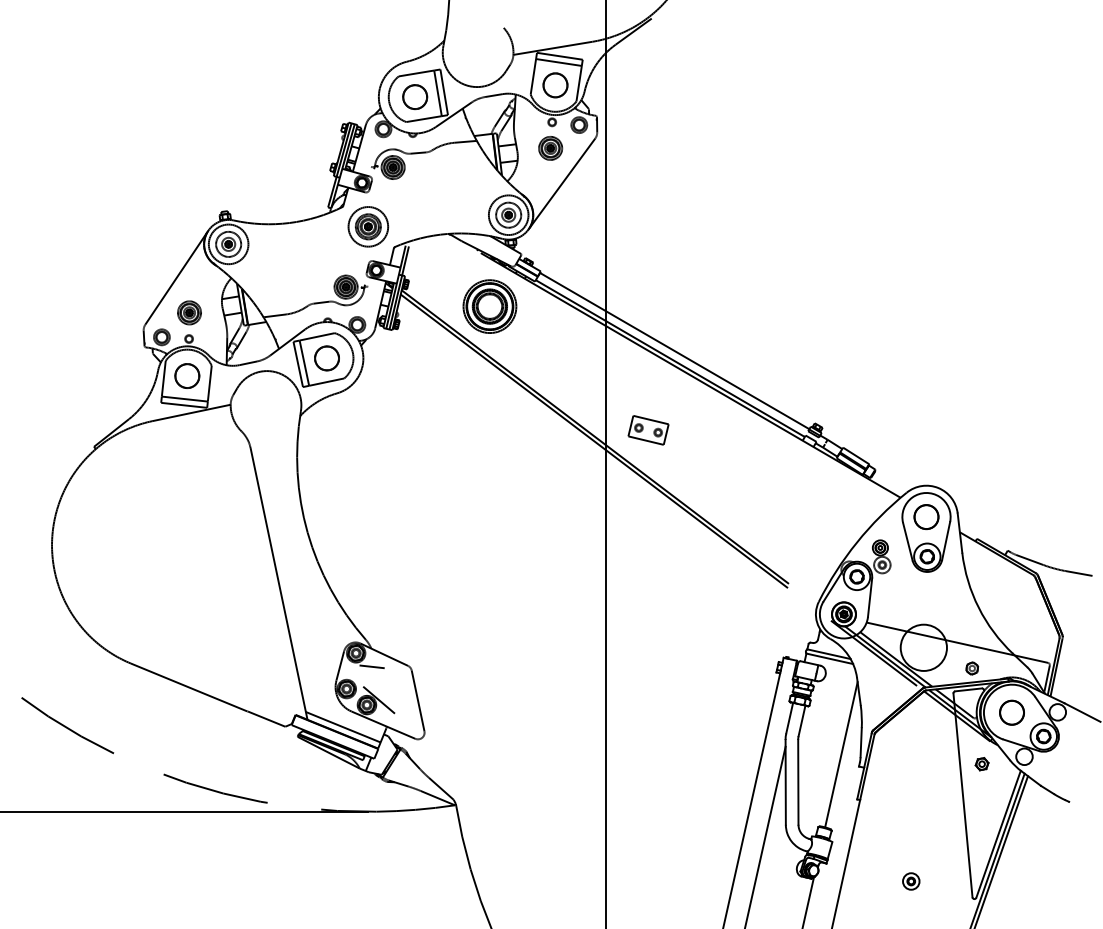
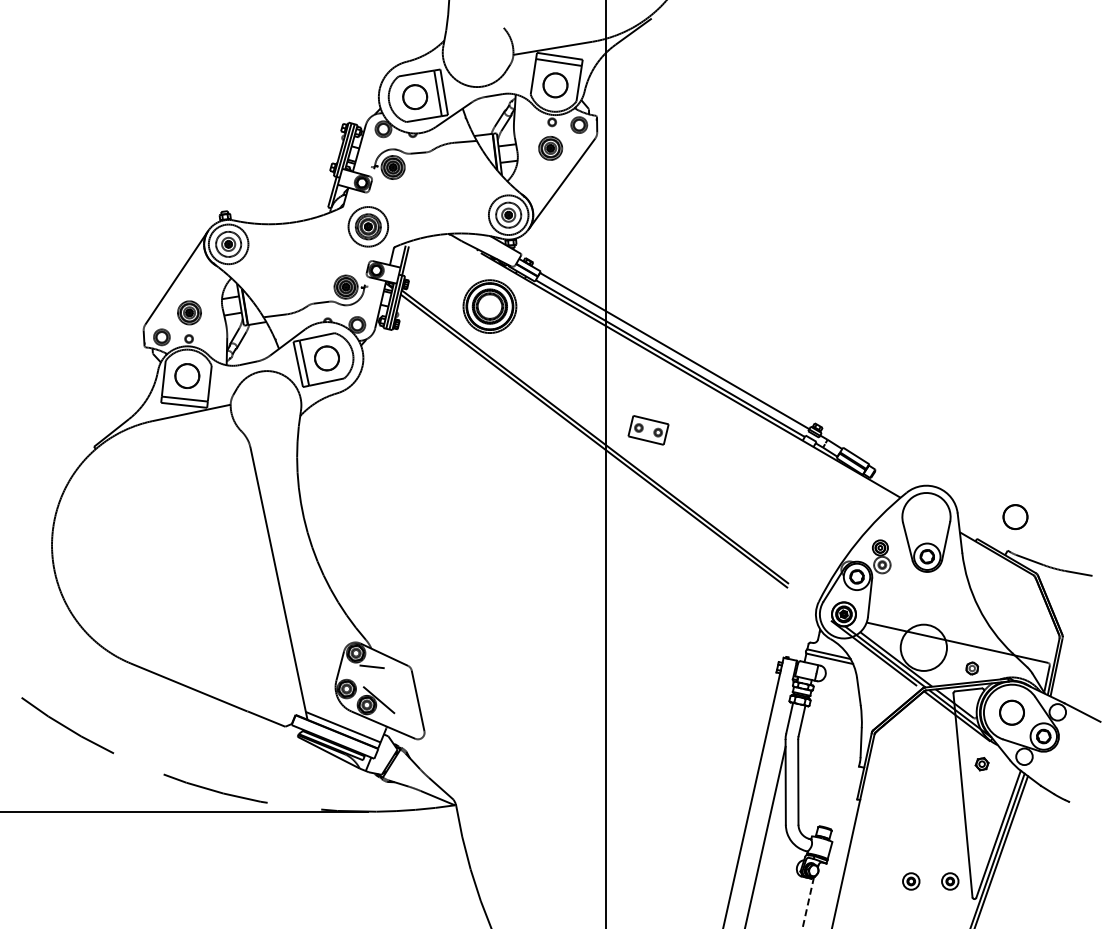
circle position: (926, 517) -> (1015, 517) (1015, 517)
line: present -> none (841, 754)
part: none -> present (950, 881)
line: solid -> dashed (808, 903)
